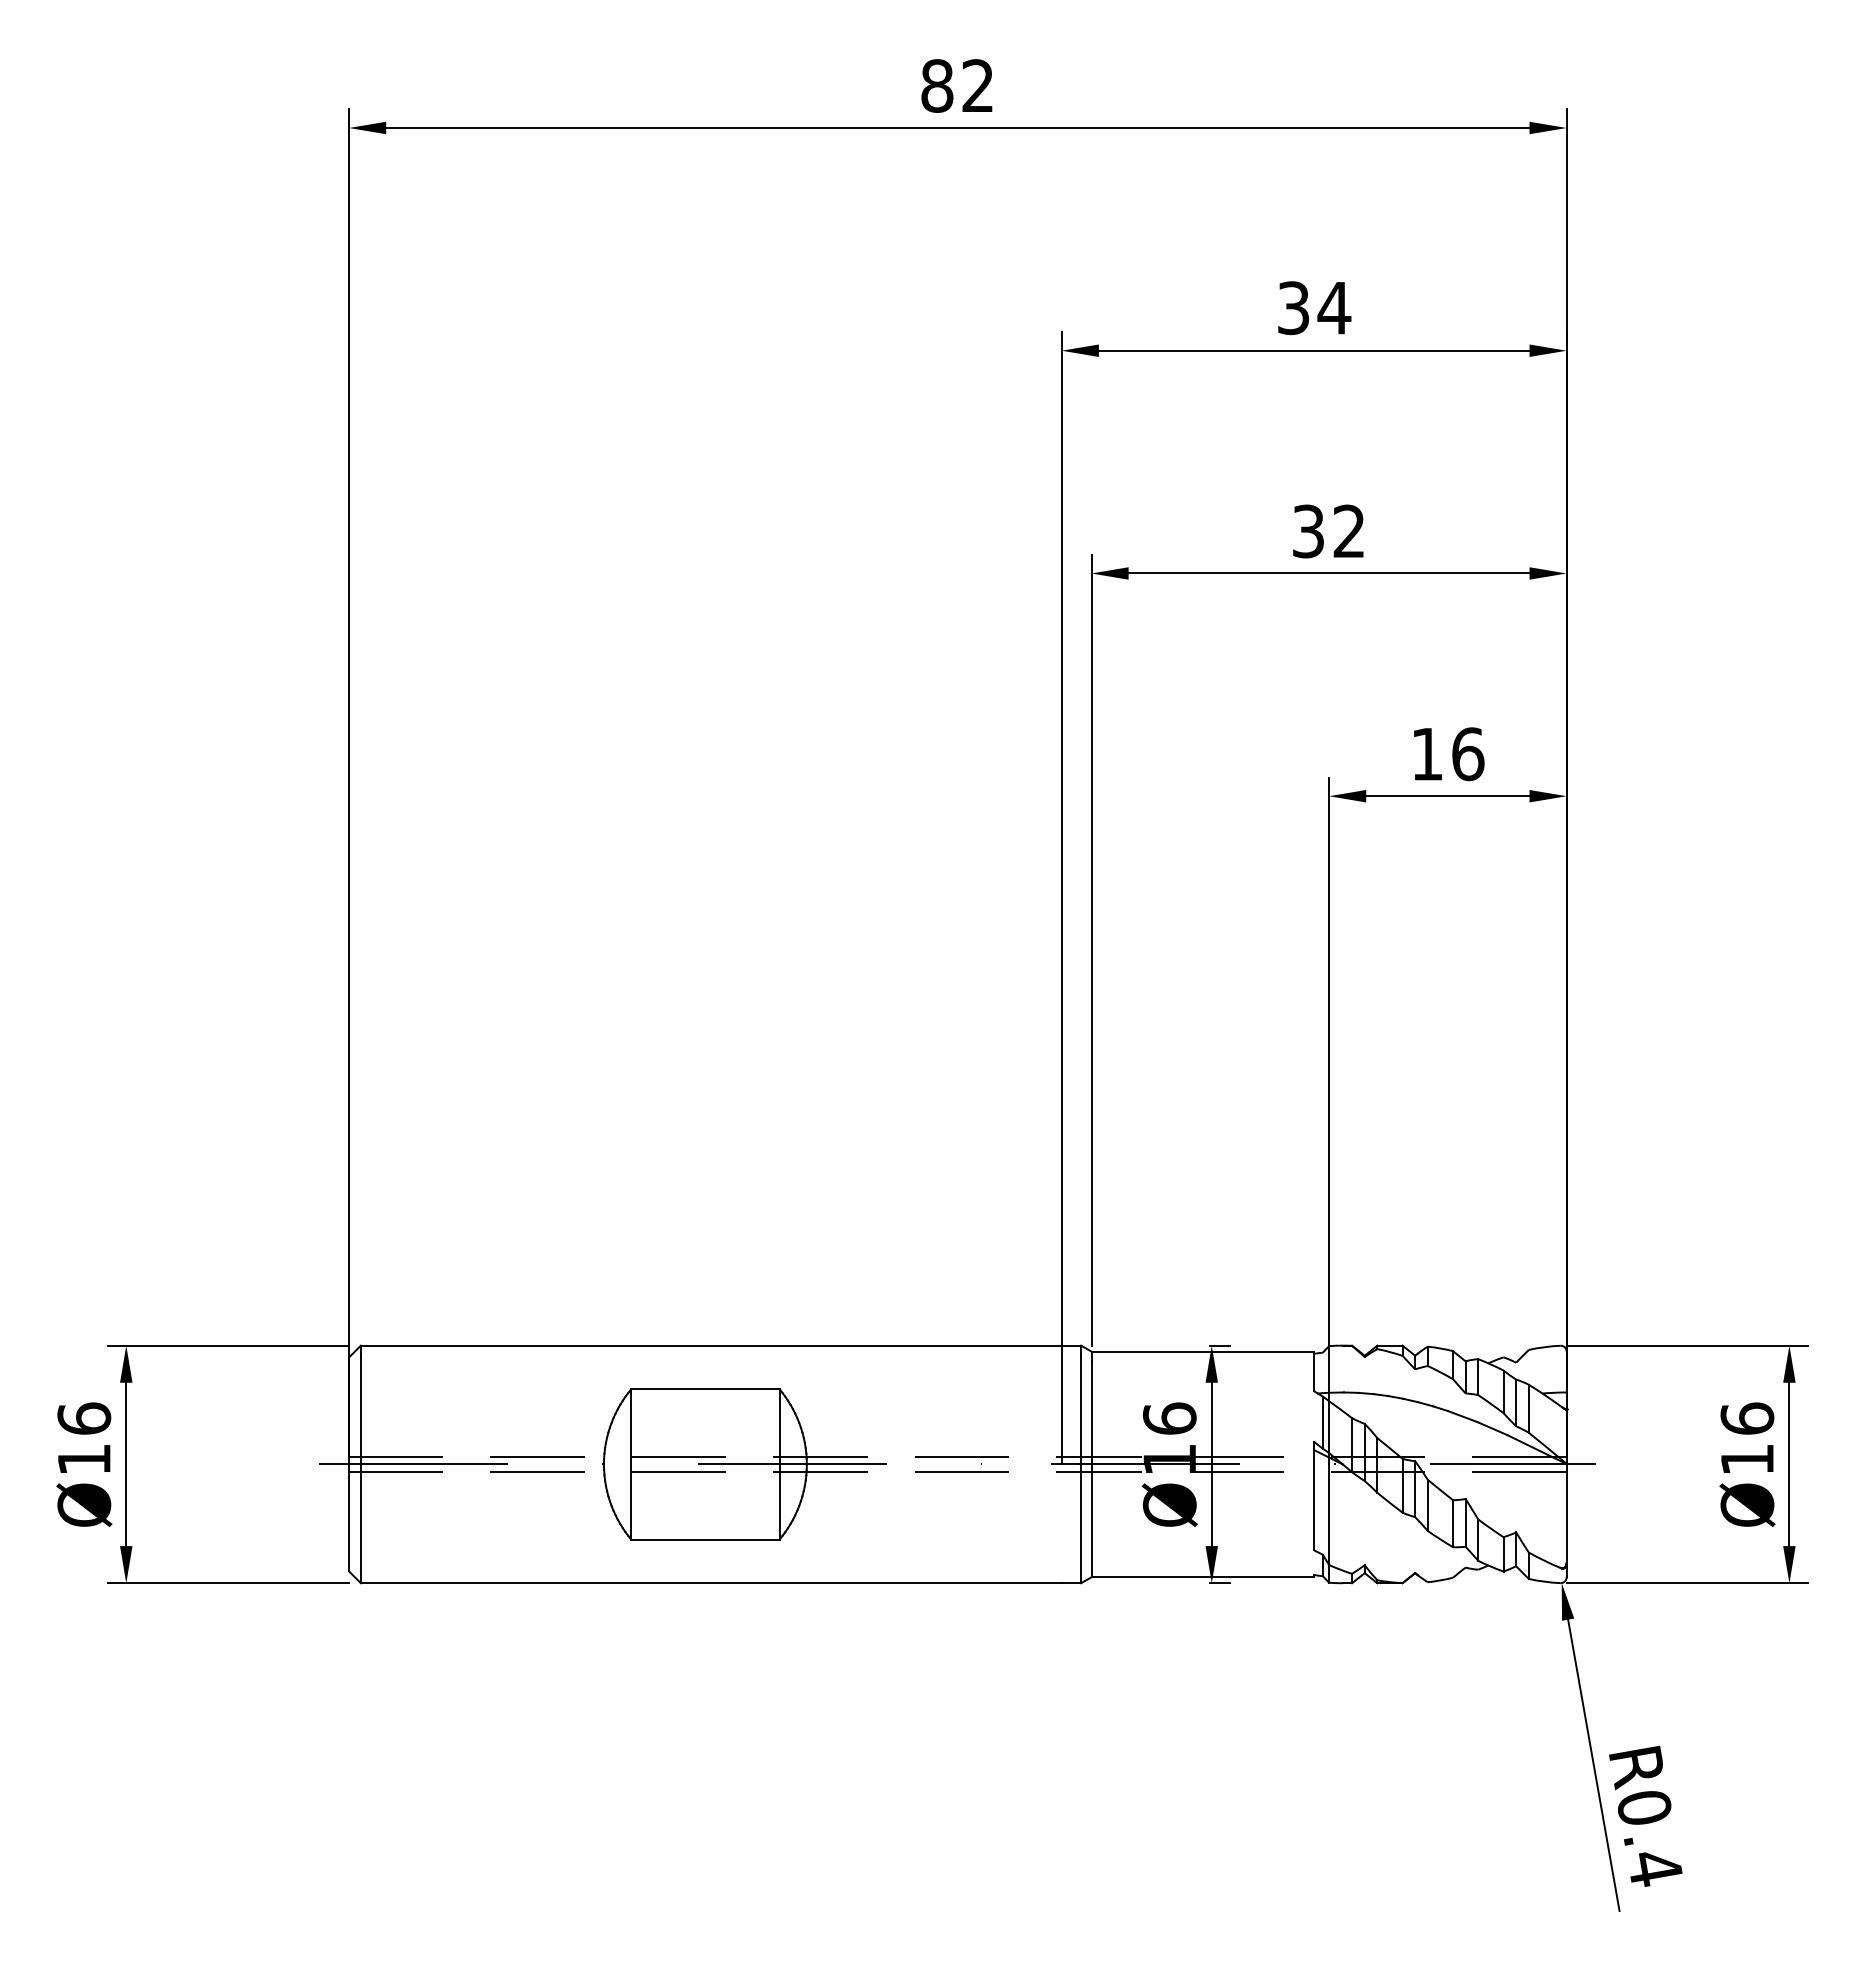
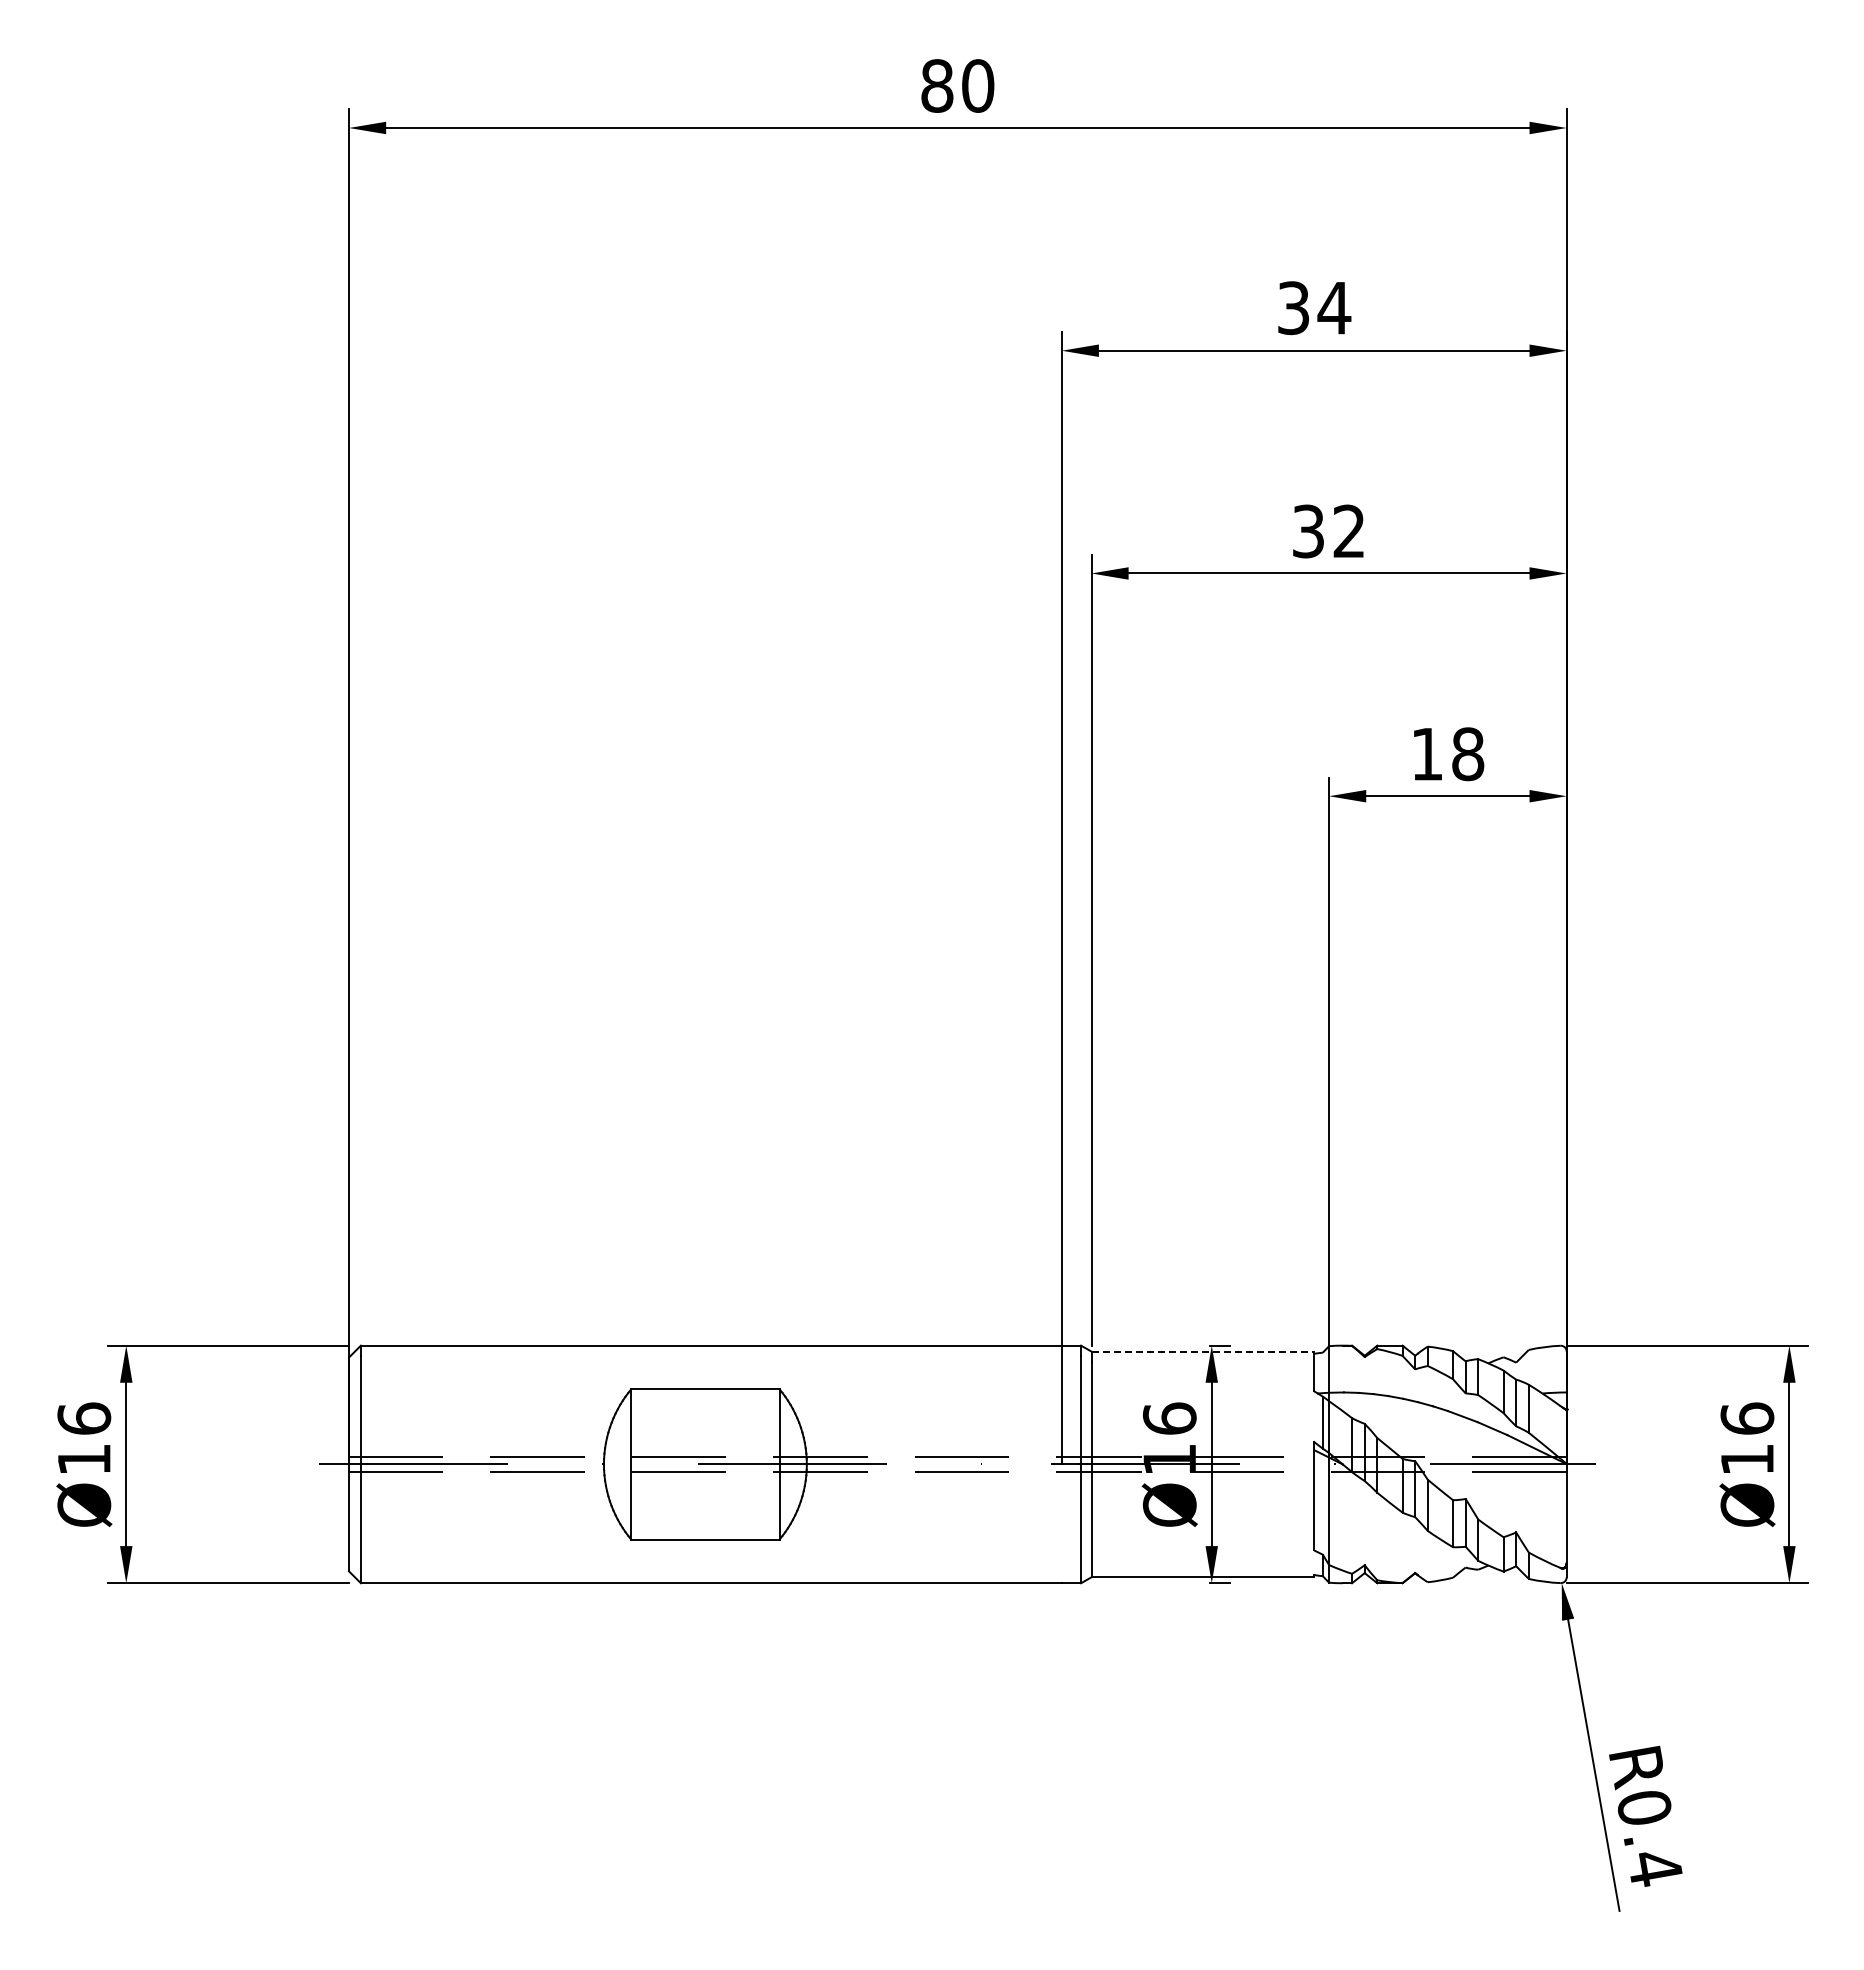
text: 82 -> 80 (978, 85)
text: 16 -> 18 (1468, 754)
line: solid -> dashed (1203, 1351)
